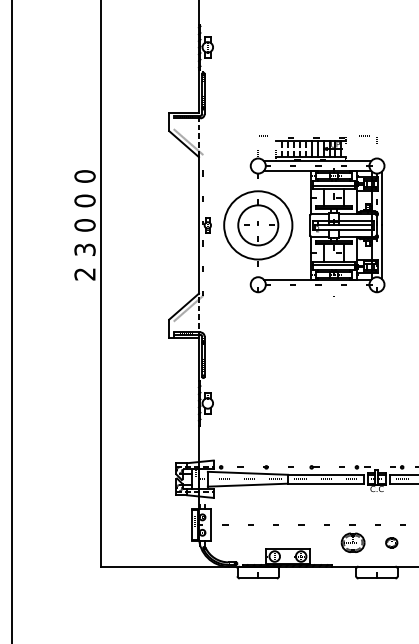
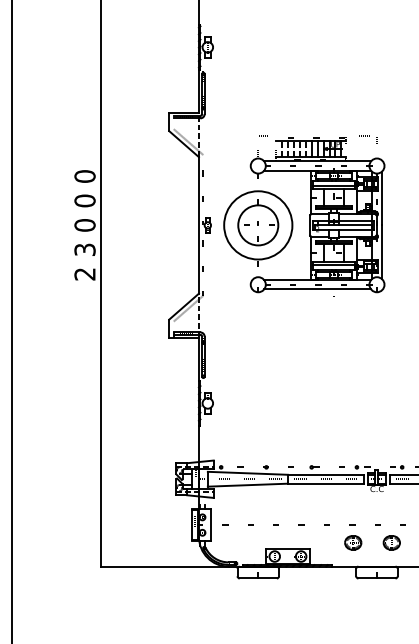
line: none -> present (317, 289)
part size: 26x21 px -> 19x16 px (353, 542)
part size: 14x12 px -> 19x16 px (391, 542)
